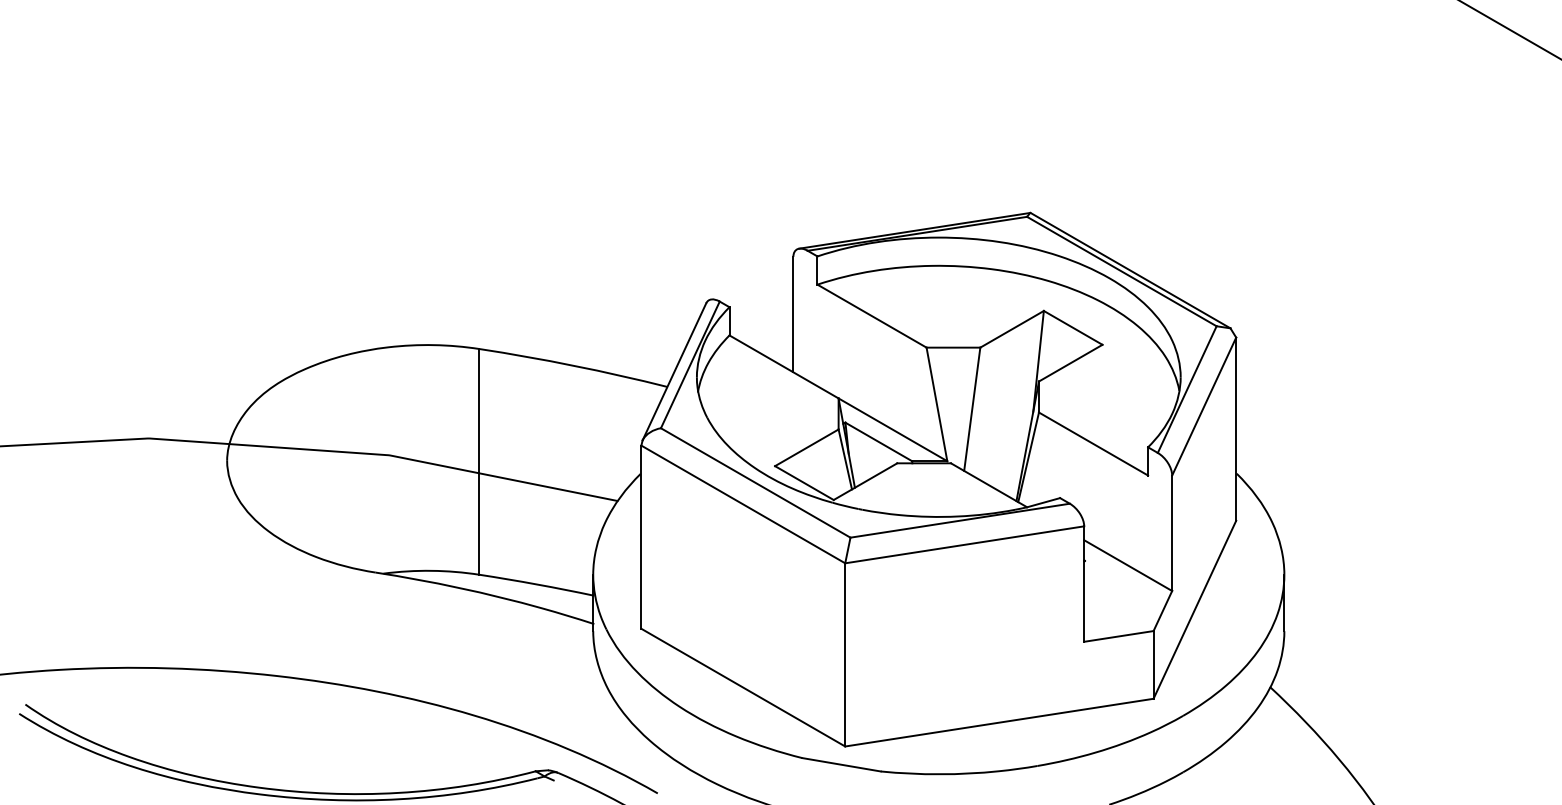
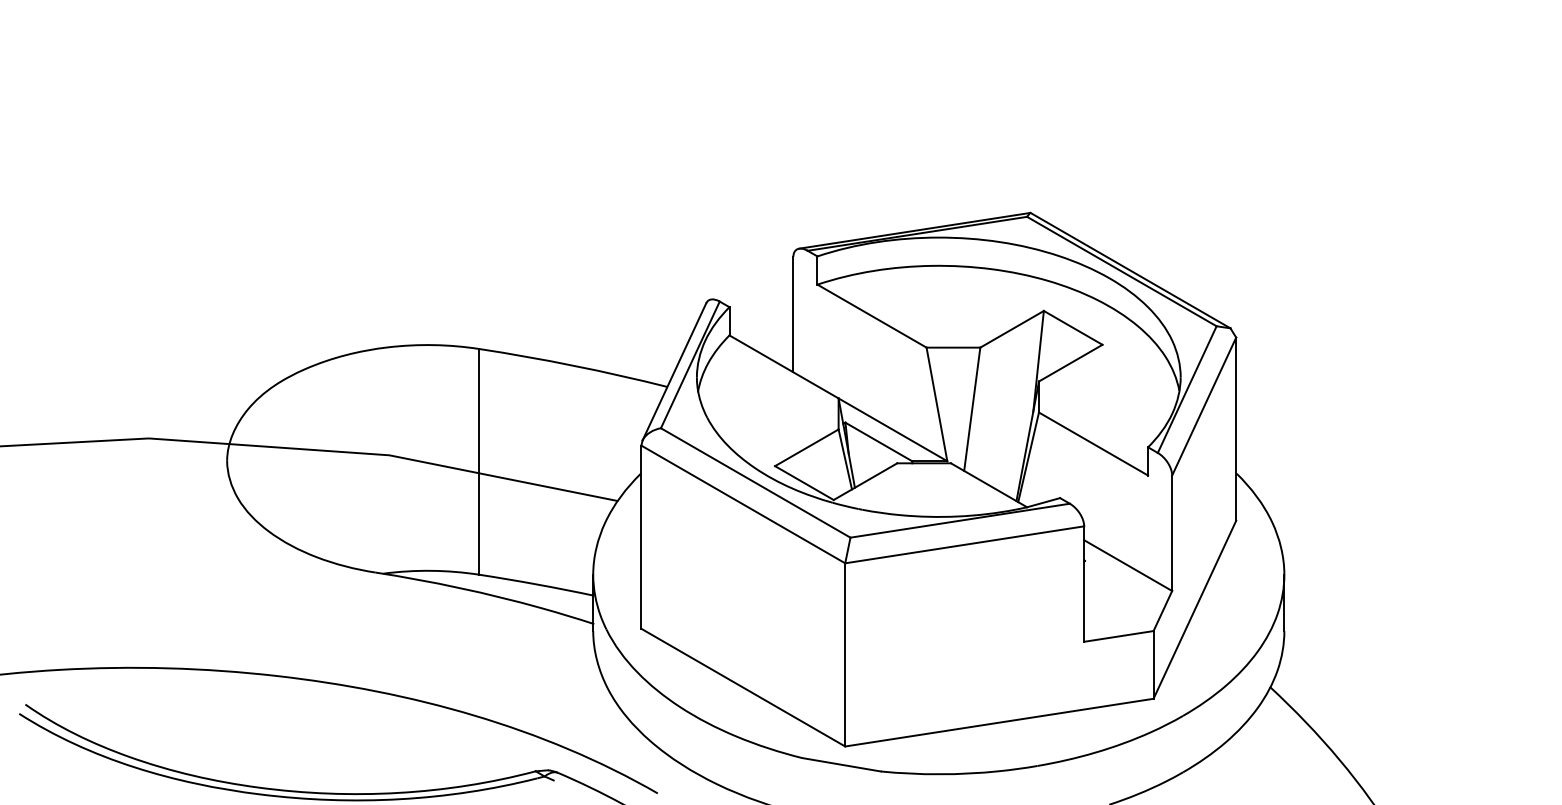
line: present -> none (1510, 29)
